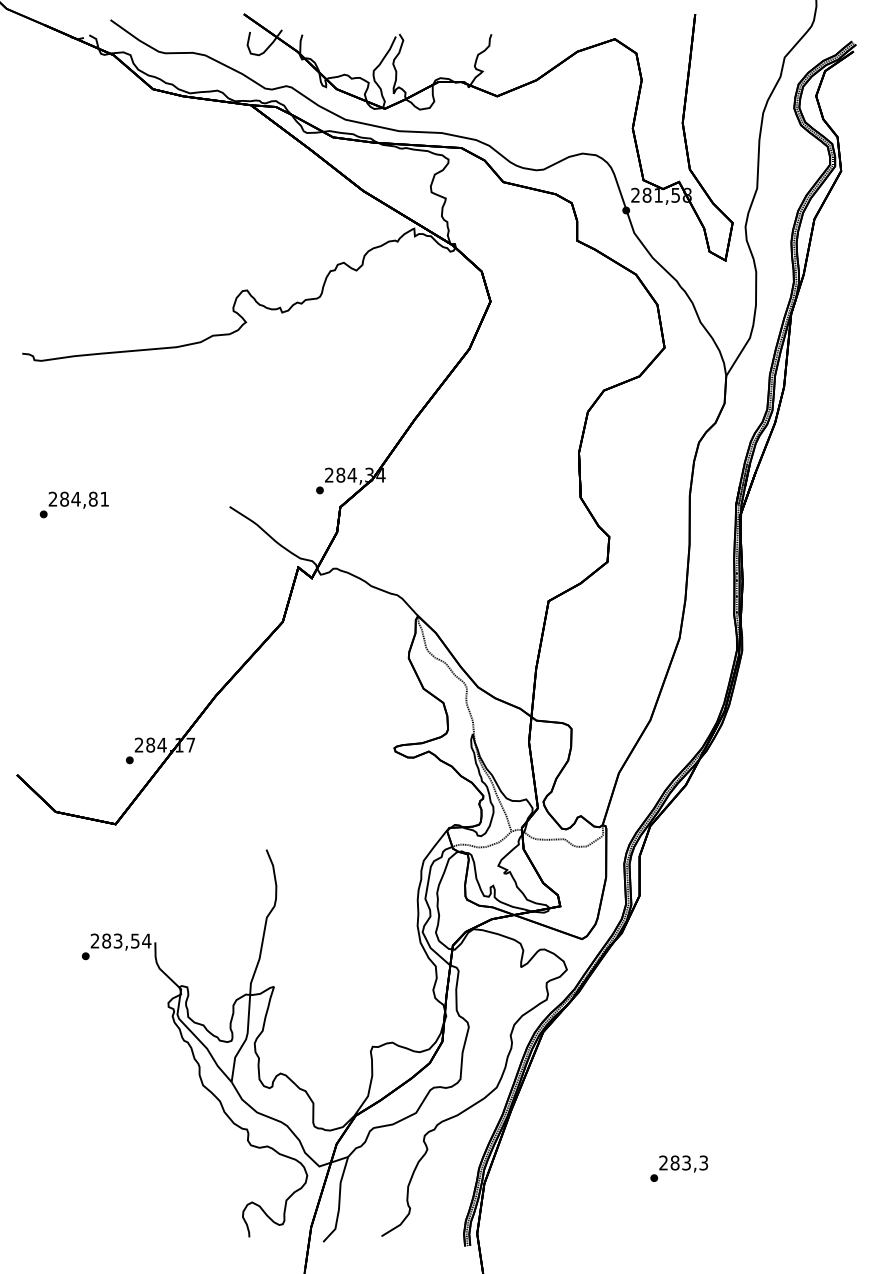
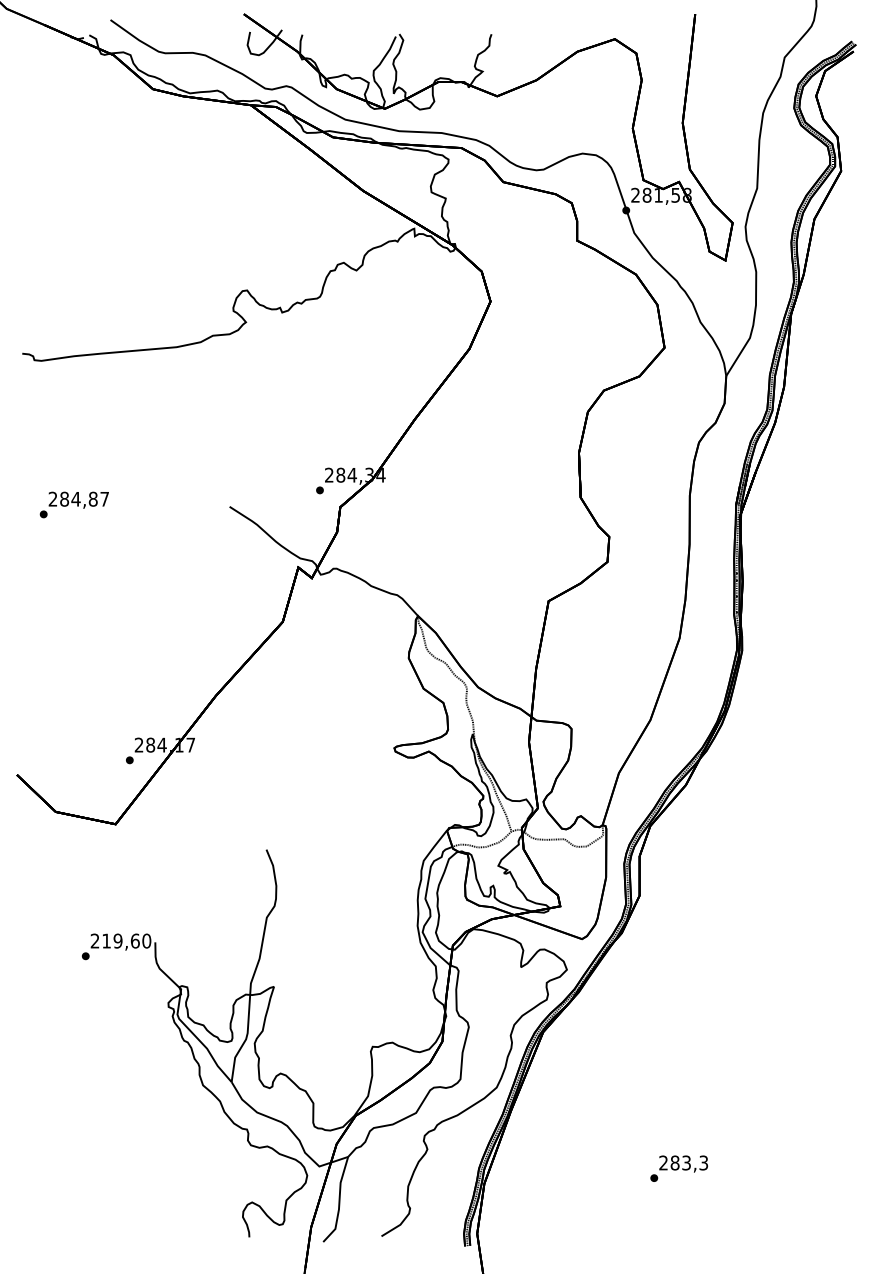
text: 284,81 -> 284,87 (104, 499)
text: 283,54 -> 219,60 (126, 940)
